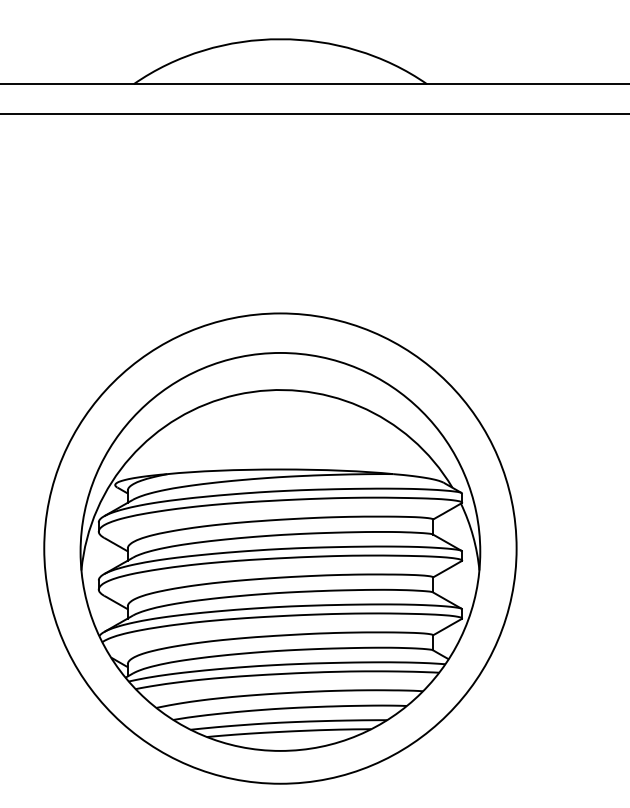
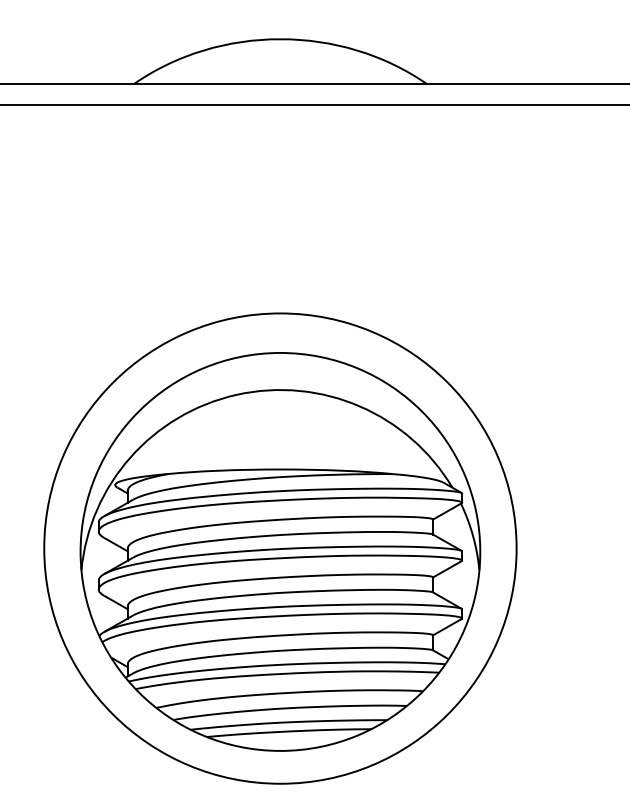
line position: (314, 114) -> (314, 105) (314, 105)
